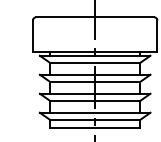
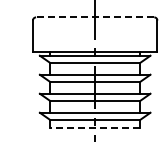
line: solid -> dashed (94, 17)
line: solid -> dashed (95, 127)
